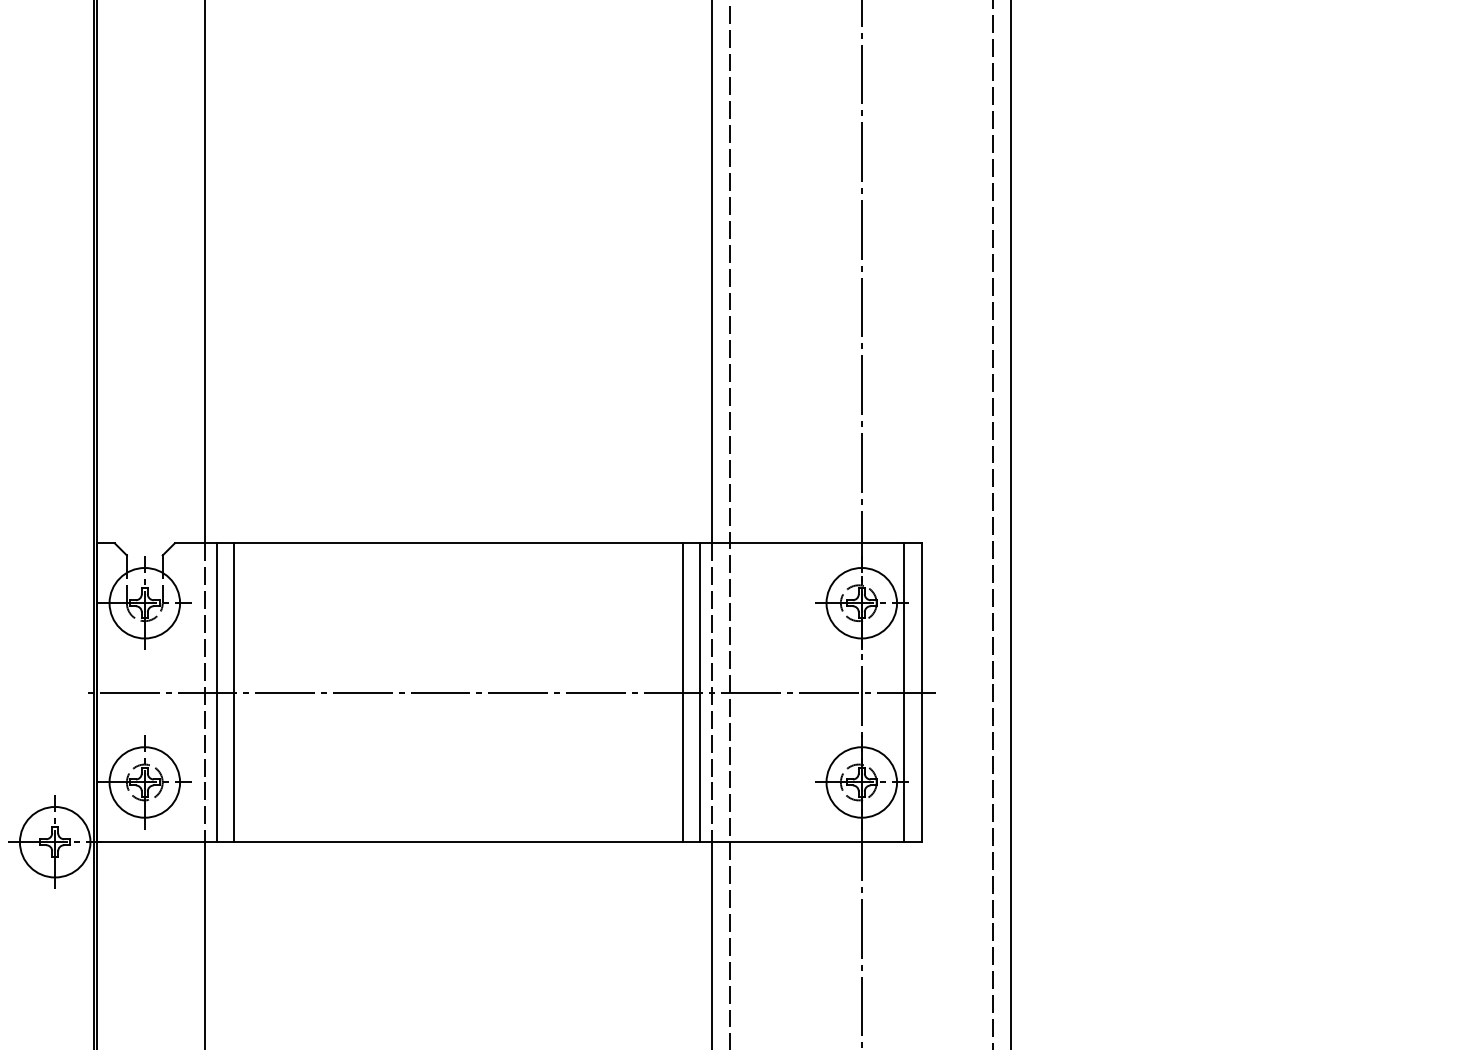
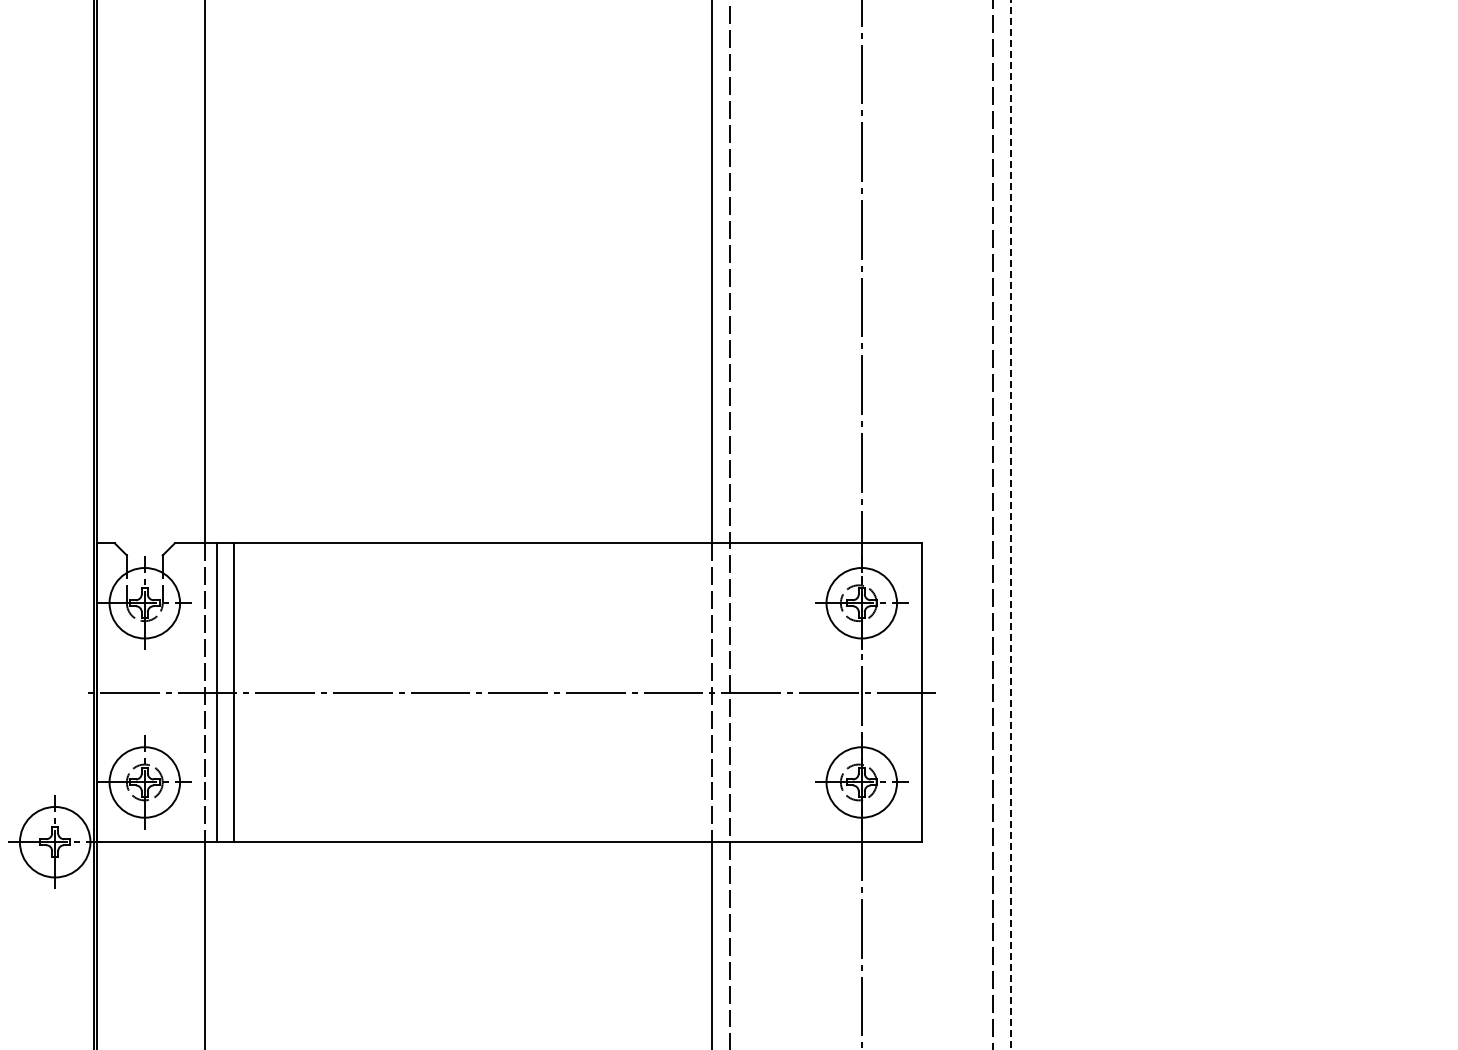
line: solid -> dashed (1011, 525)
line: present -> none (682, 692)
line: present -> none (700, 692)
line: present -> none (903, 692)
